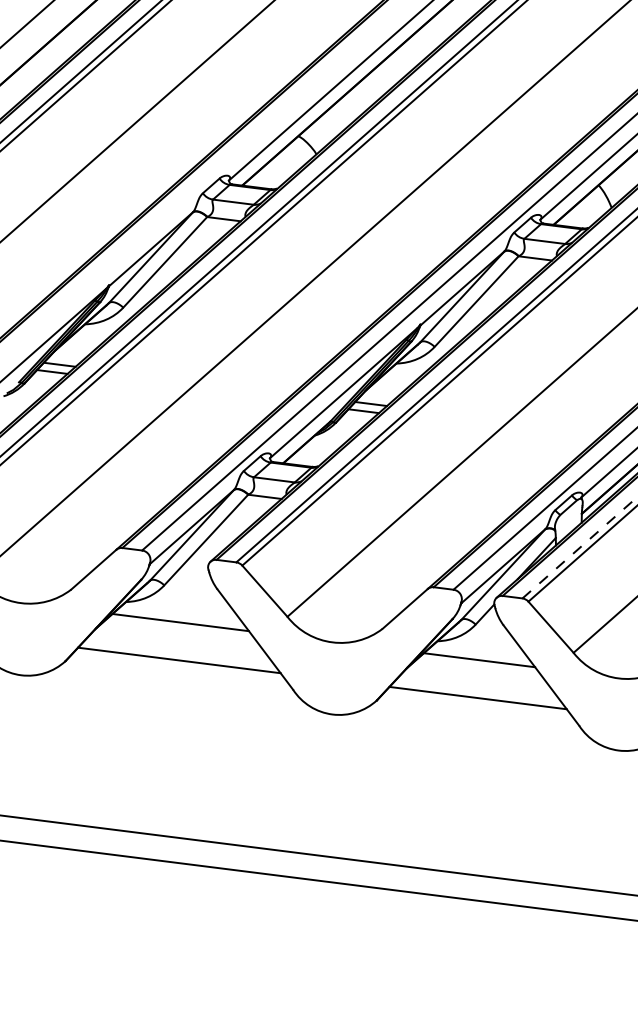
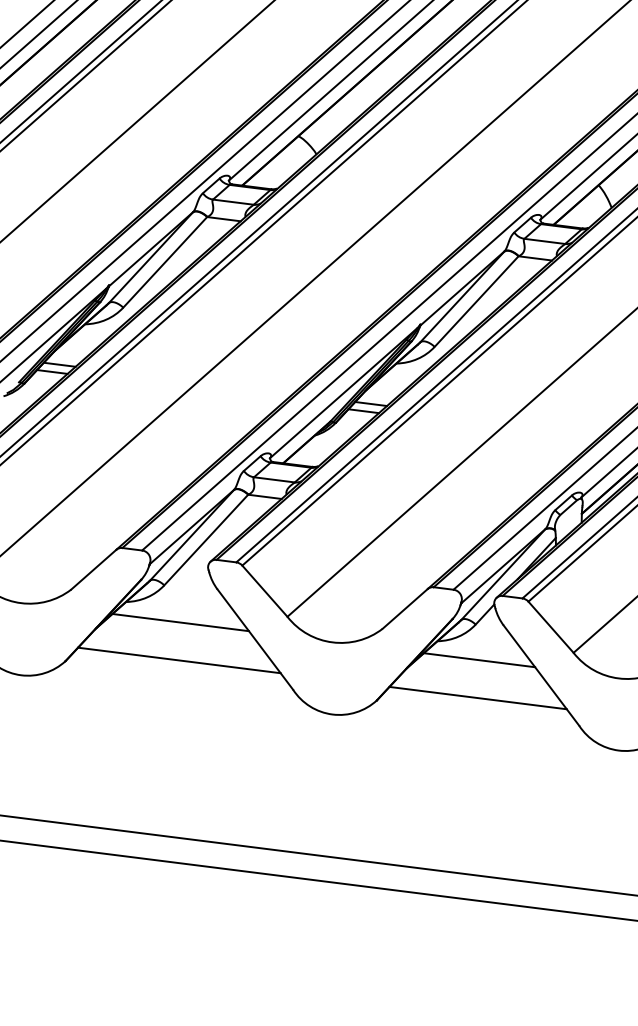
line: none -> present (38, 34)
line: none -> present (204, 180)
line: dashed -> solid (580, 547)
